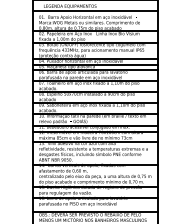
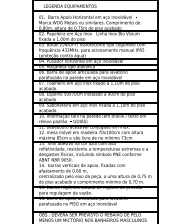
line: present -> none (95, 131)
line: present -> none (95, 164)
